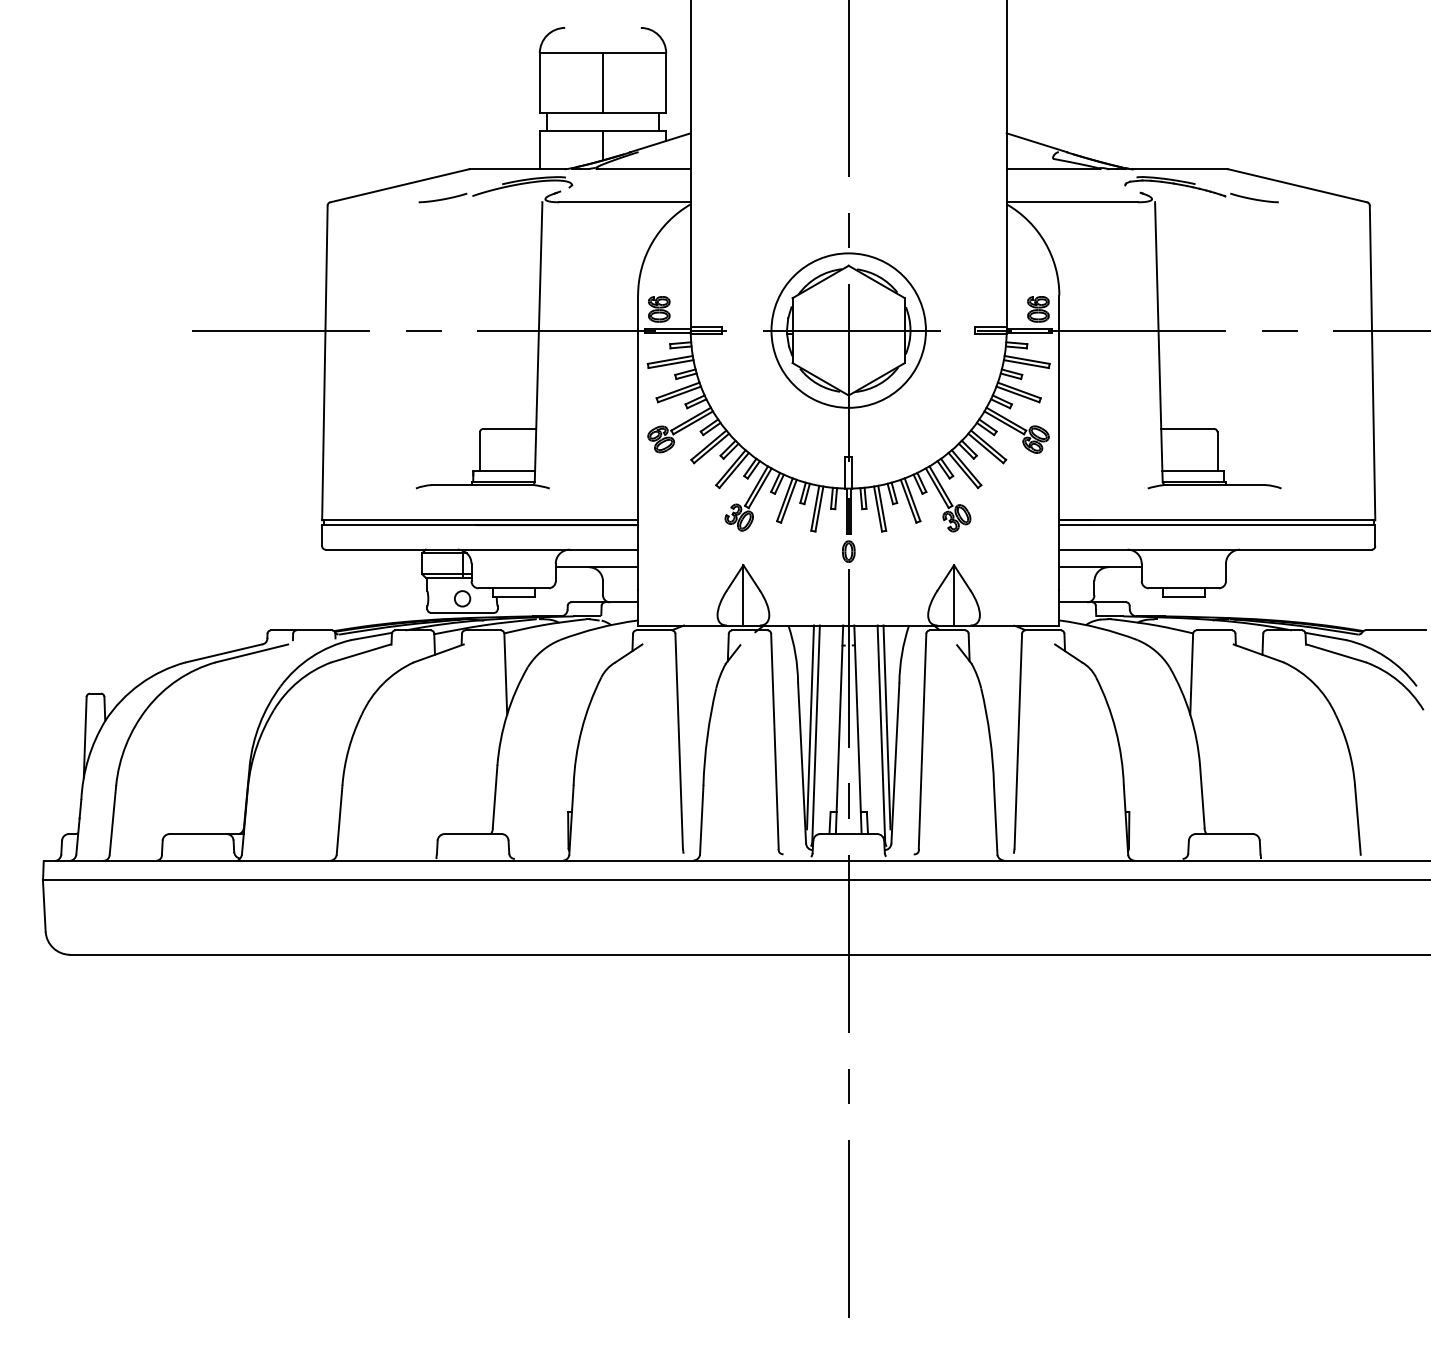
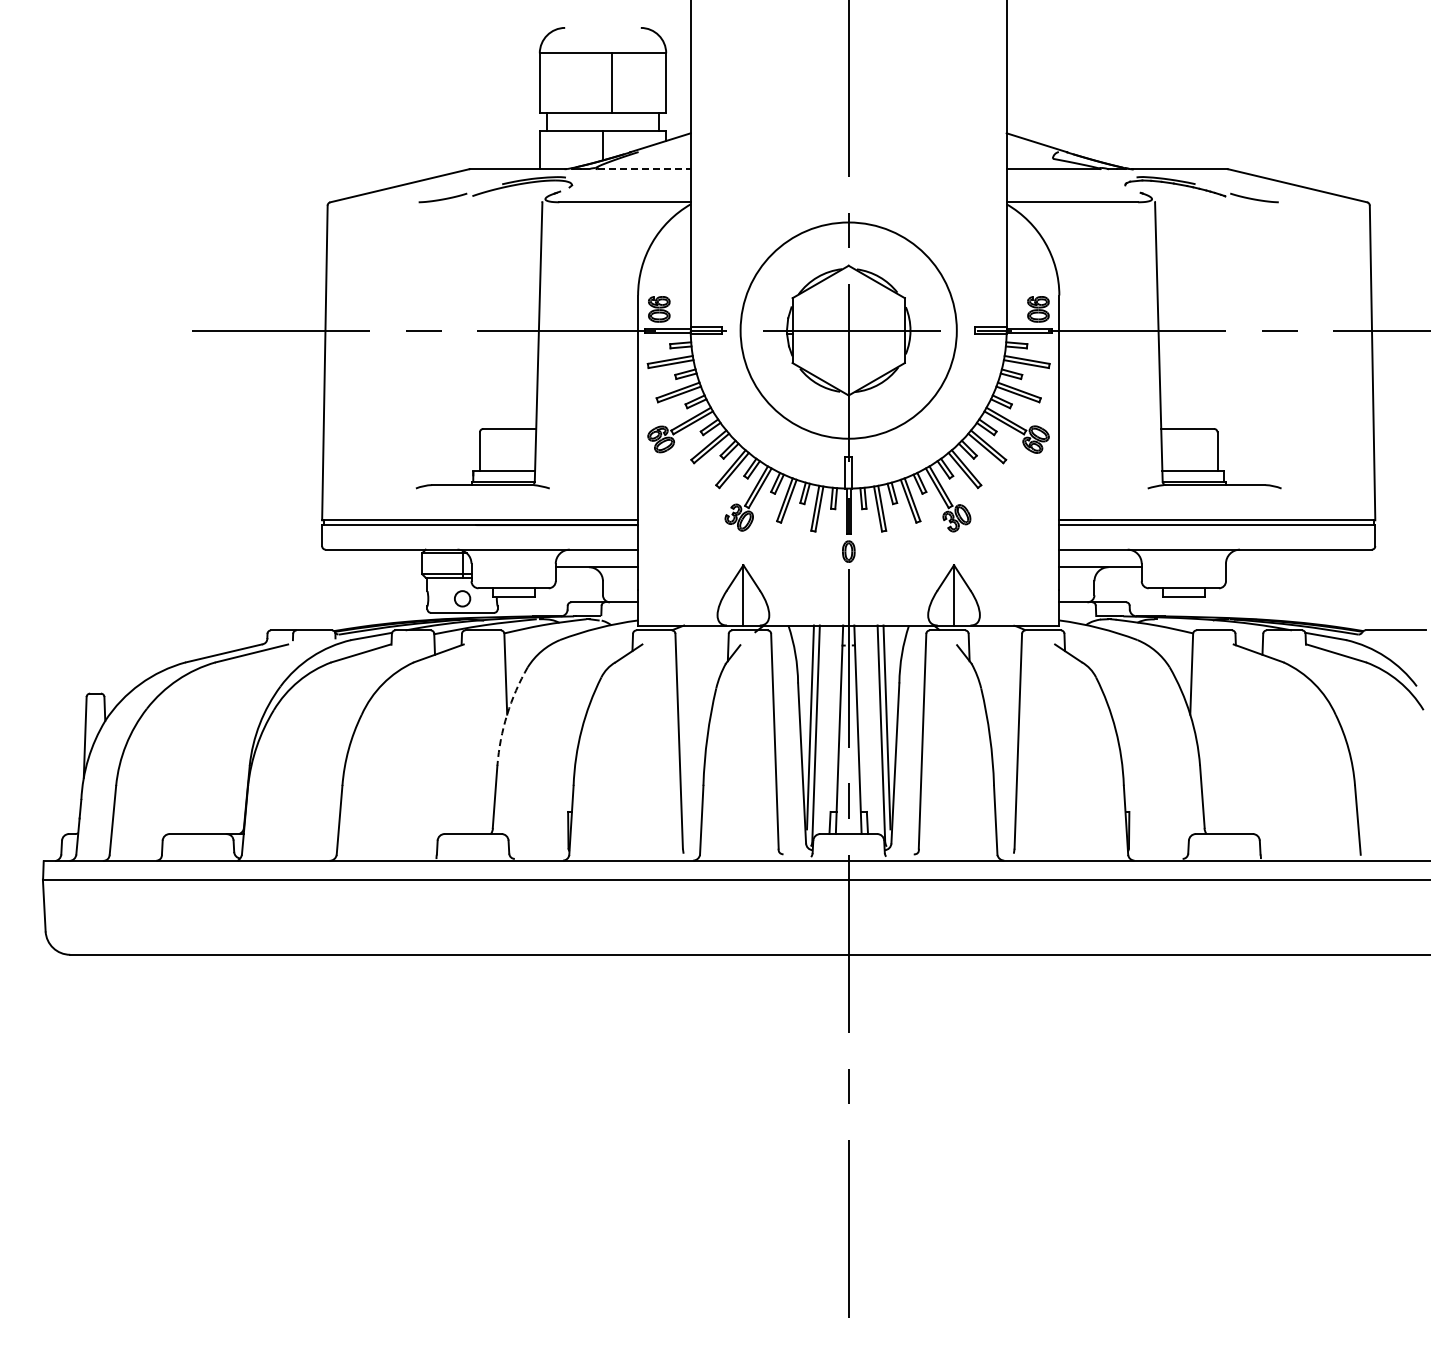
line position: (602, 82) -> (611, 82) (611, 82)
line: solid -> dashed (644, 169)
circle diameter: 154 px -> 216 px (848, 330)
arc: solid -> dashed (507, 714)
